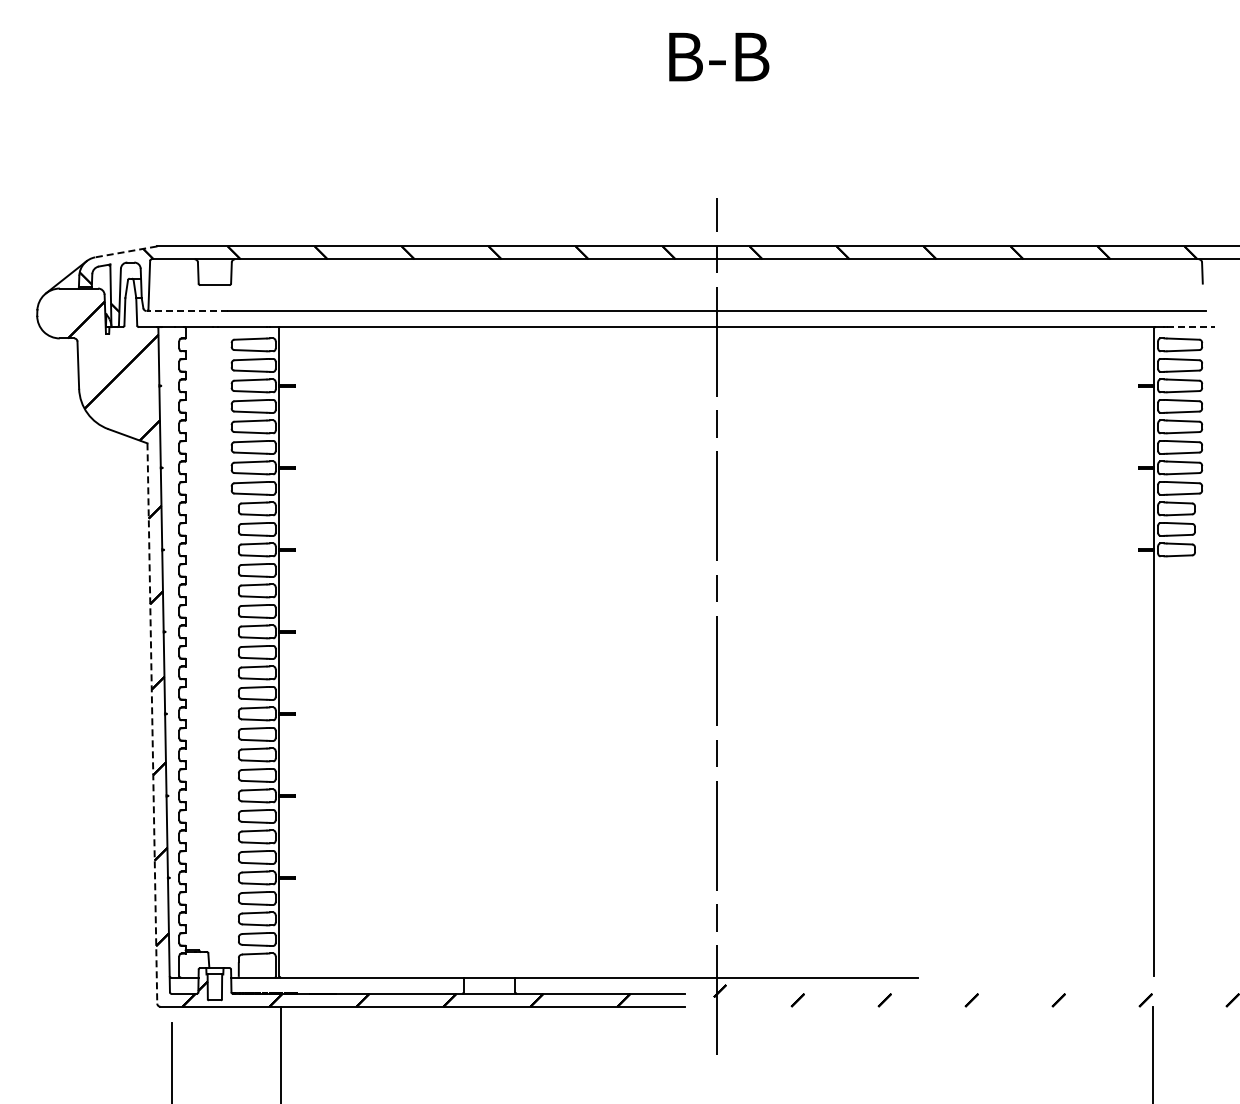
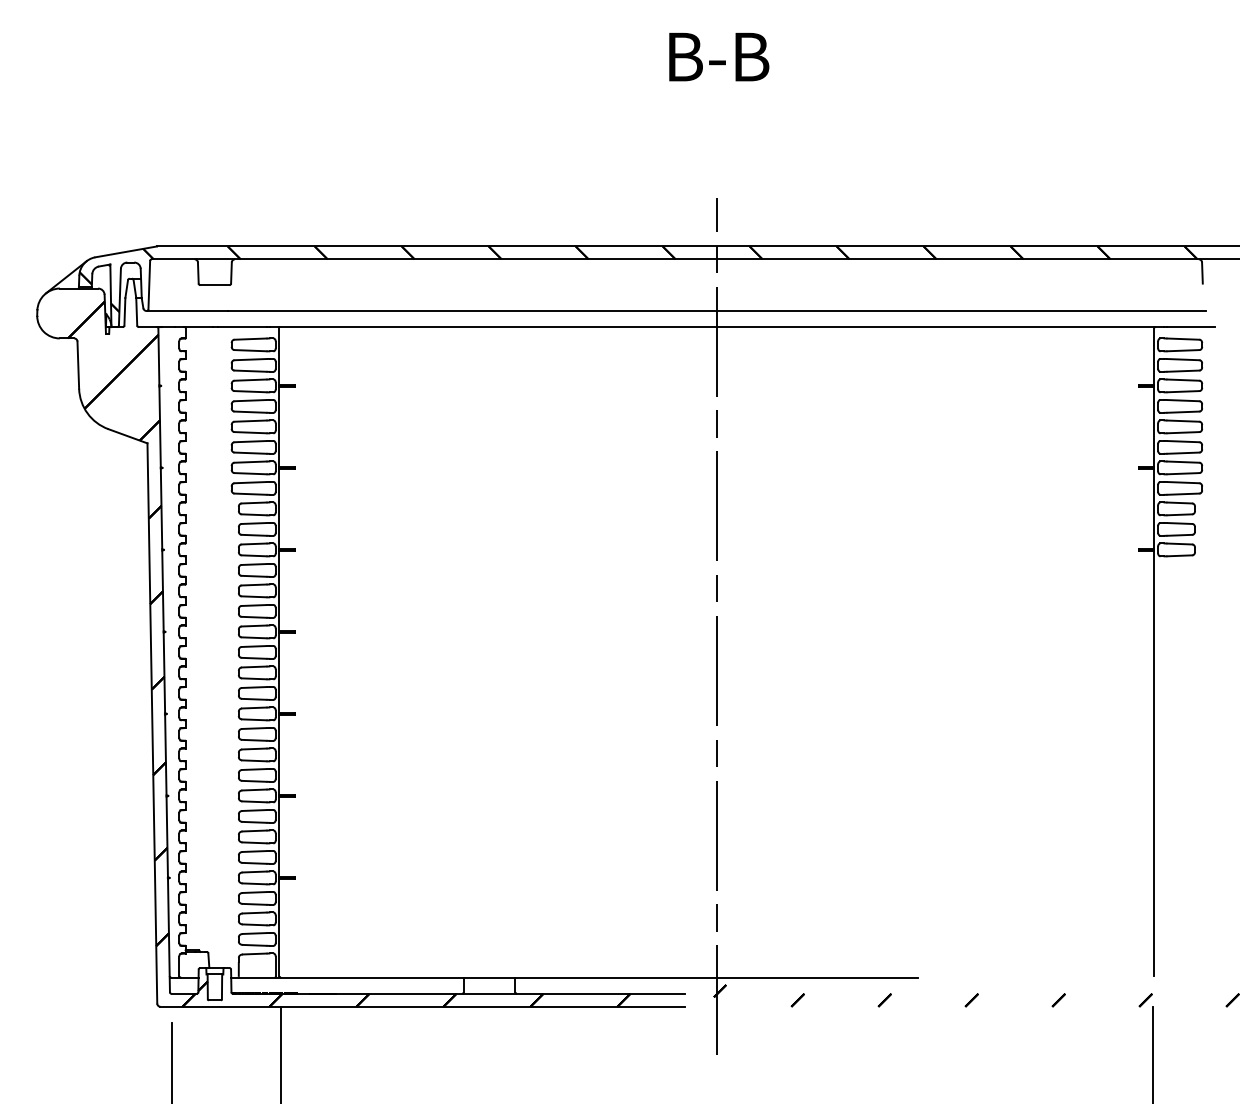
line: dashed -> solid (125, 252)
line: dashed -> solid (186, 311)
line: dashed -> solid (1191, 327)
line: dashed -> solid (152, 723)
